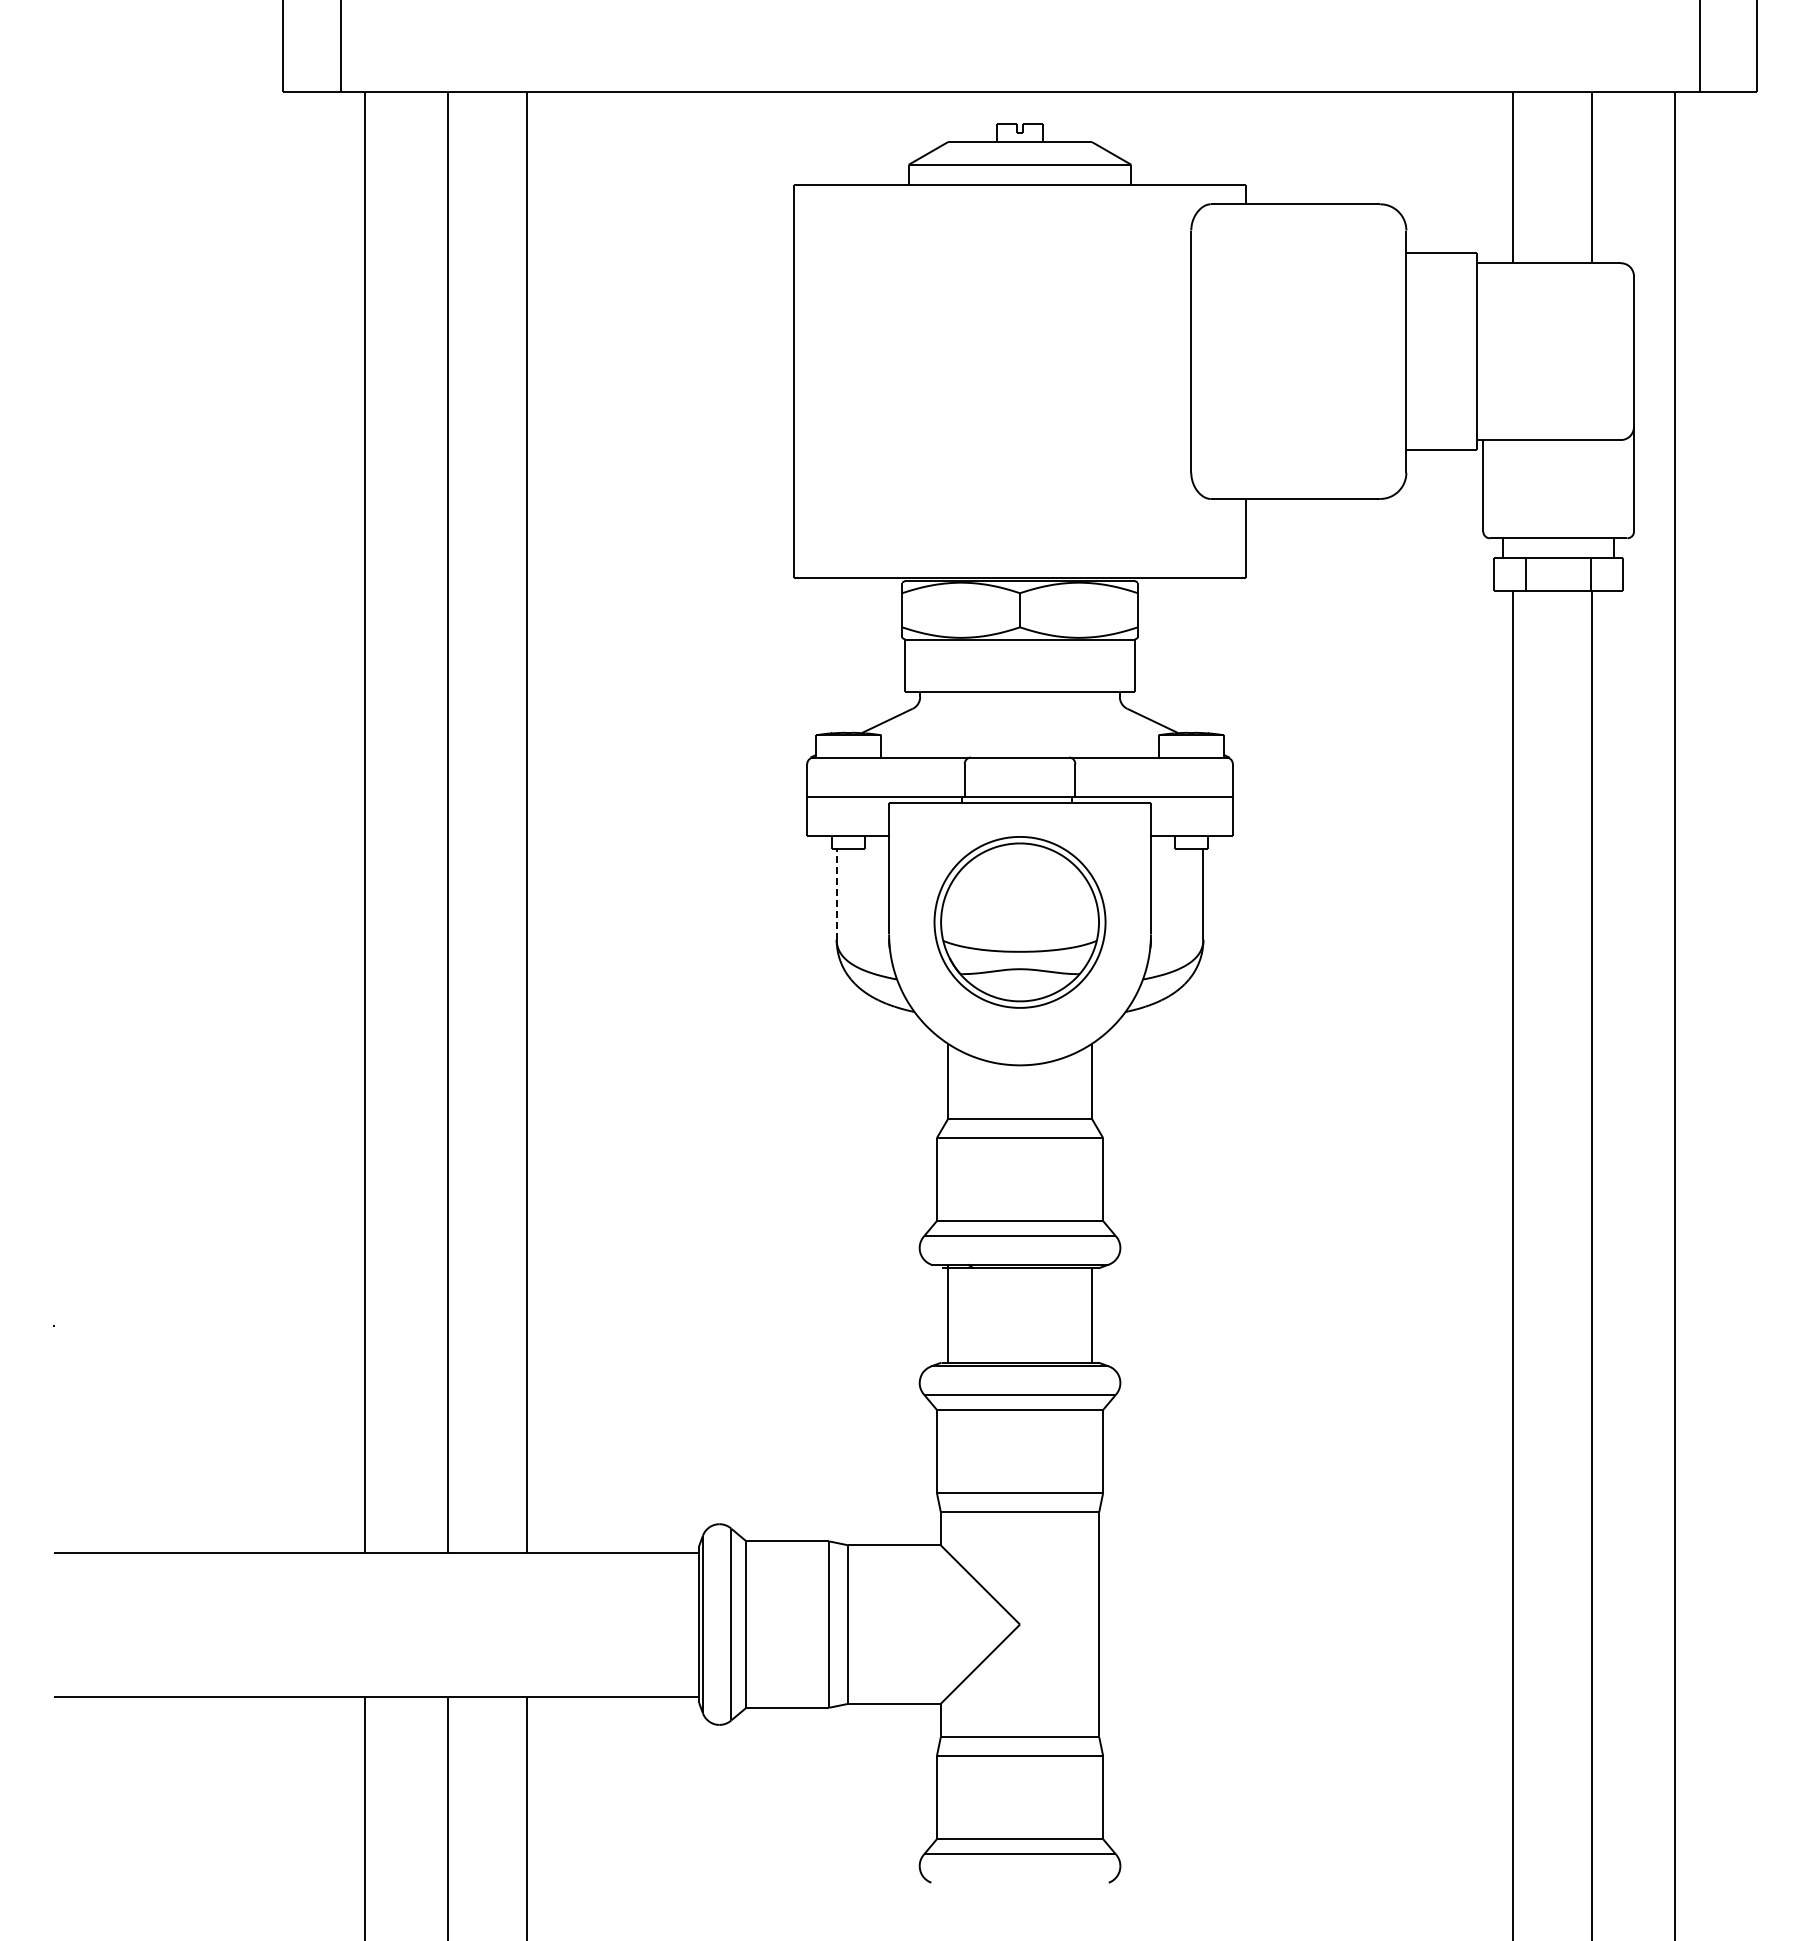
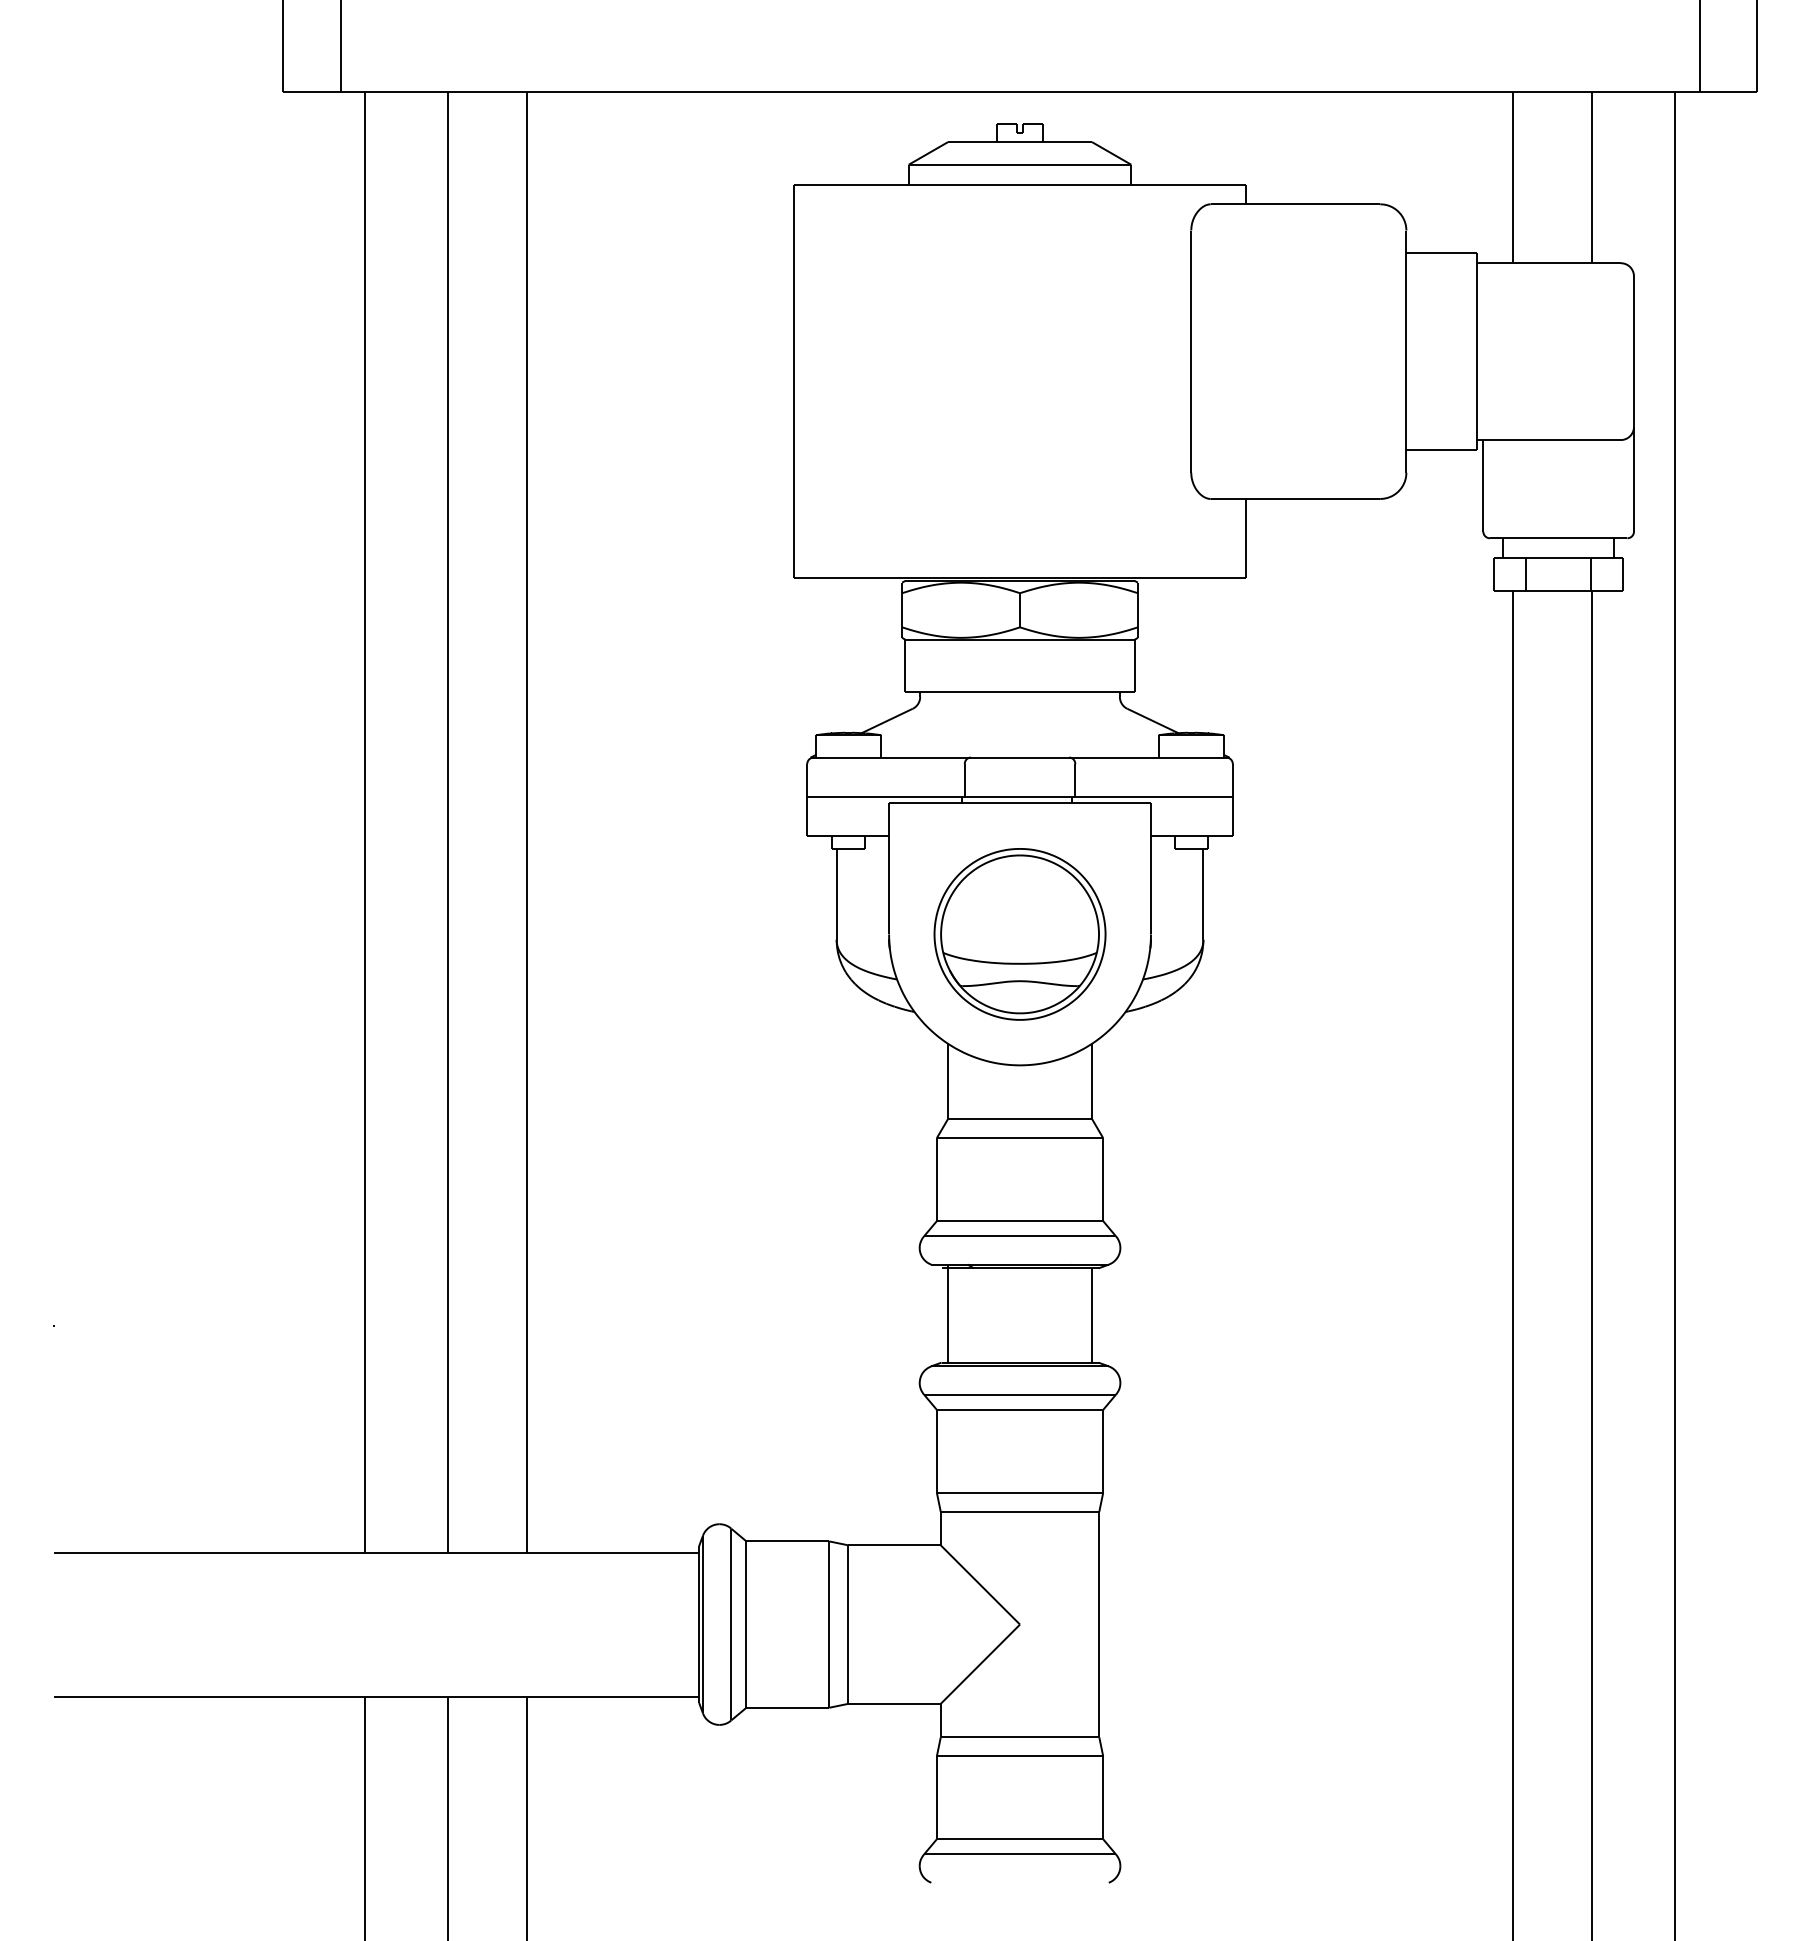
line: dashed -> solid (836, 894)
part position: (1019, 922) -> (1019, 934) (1019, 934)
